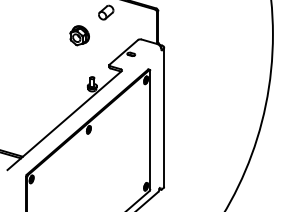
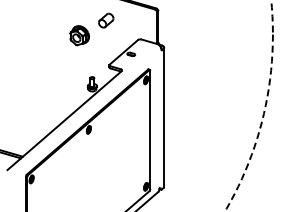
part position: (106, 12) -> (106, 20) (106, 20)
circle: solid -> dashed (248, 105)
